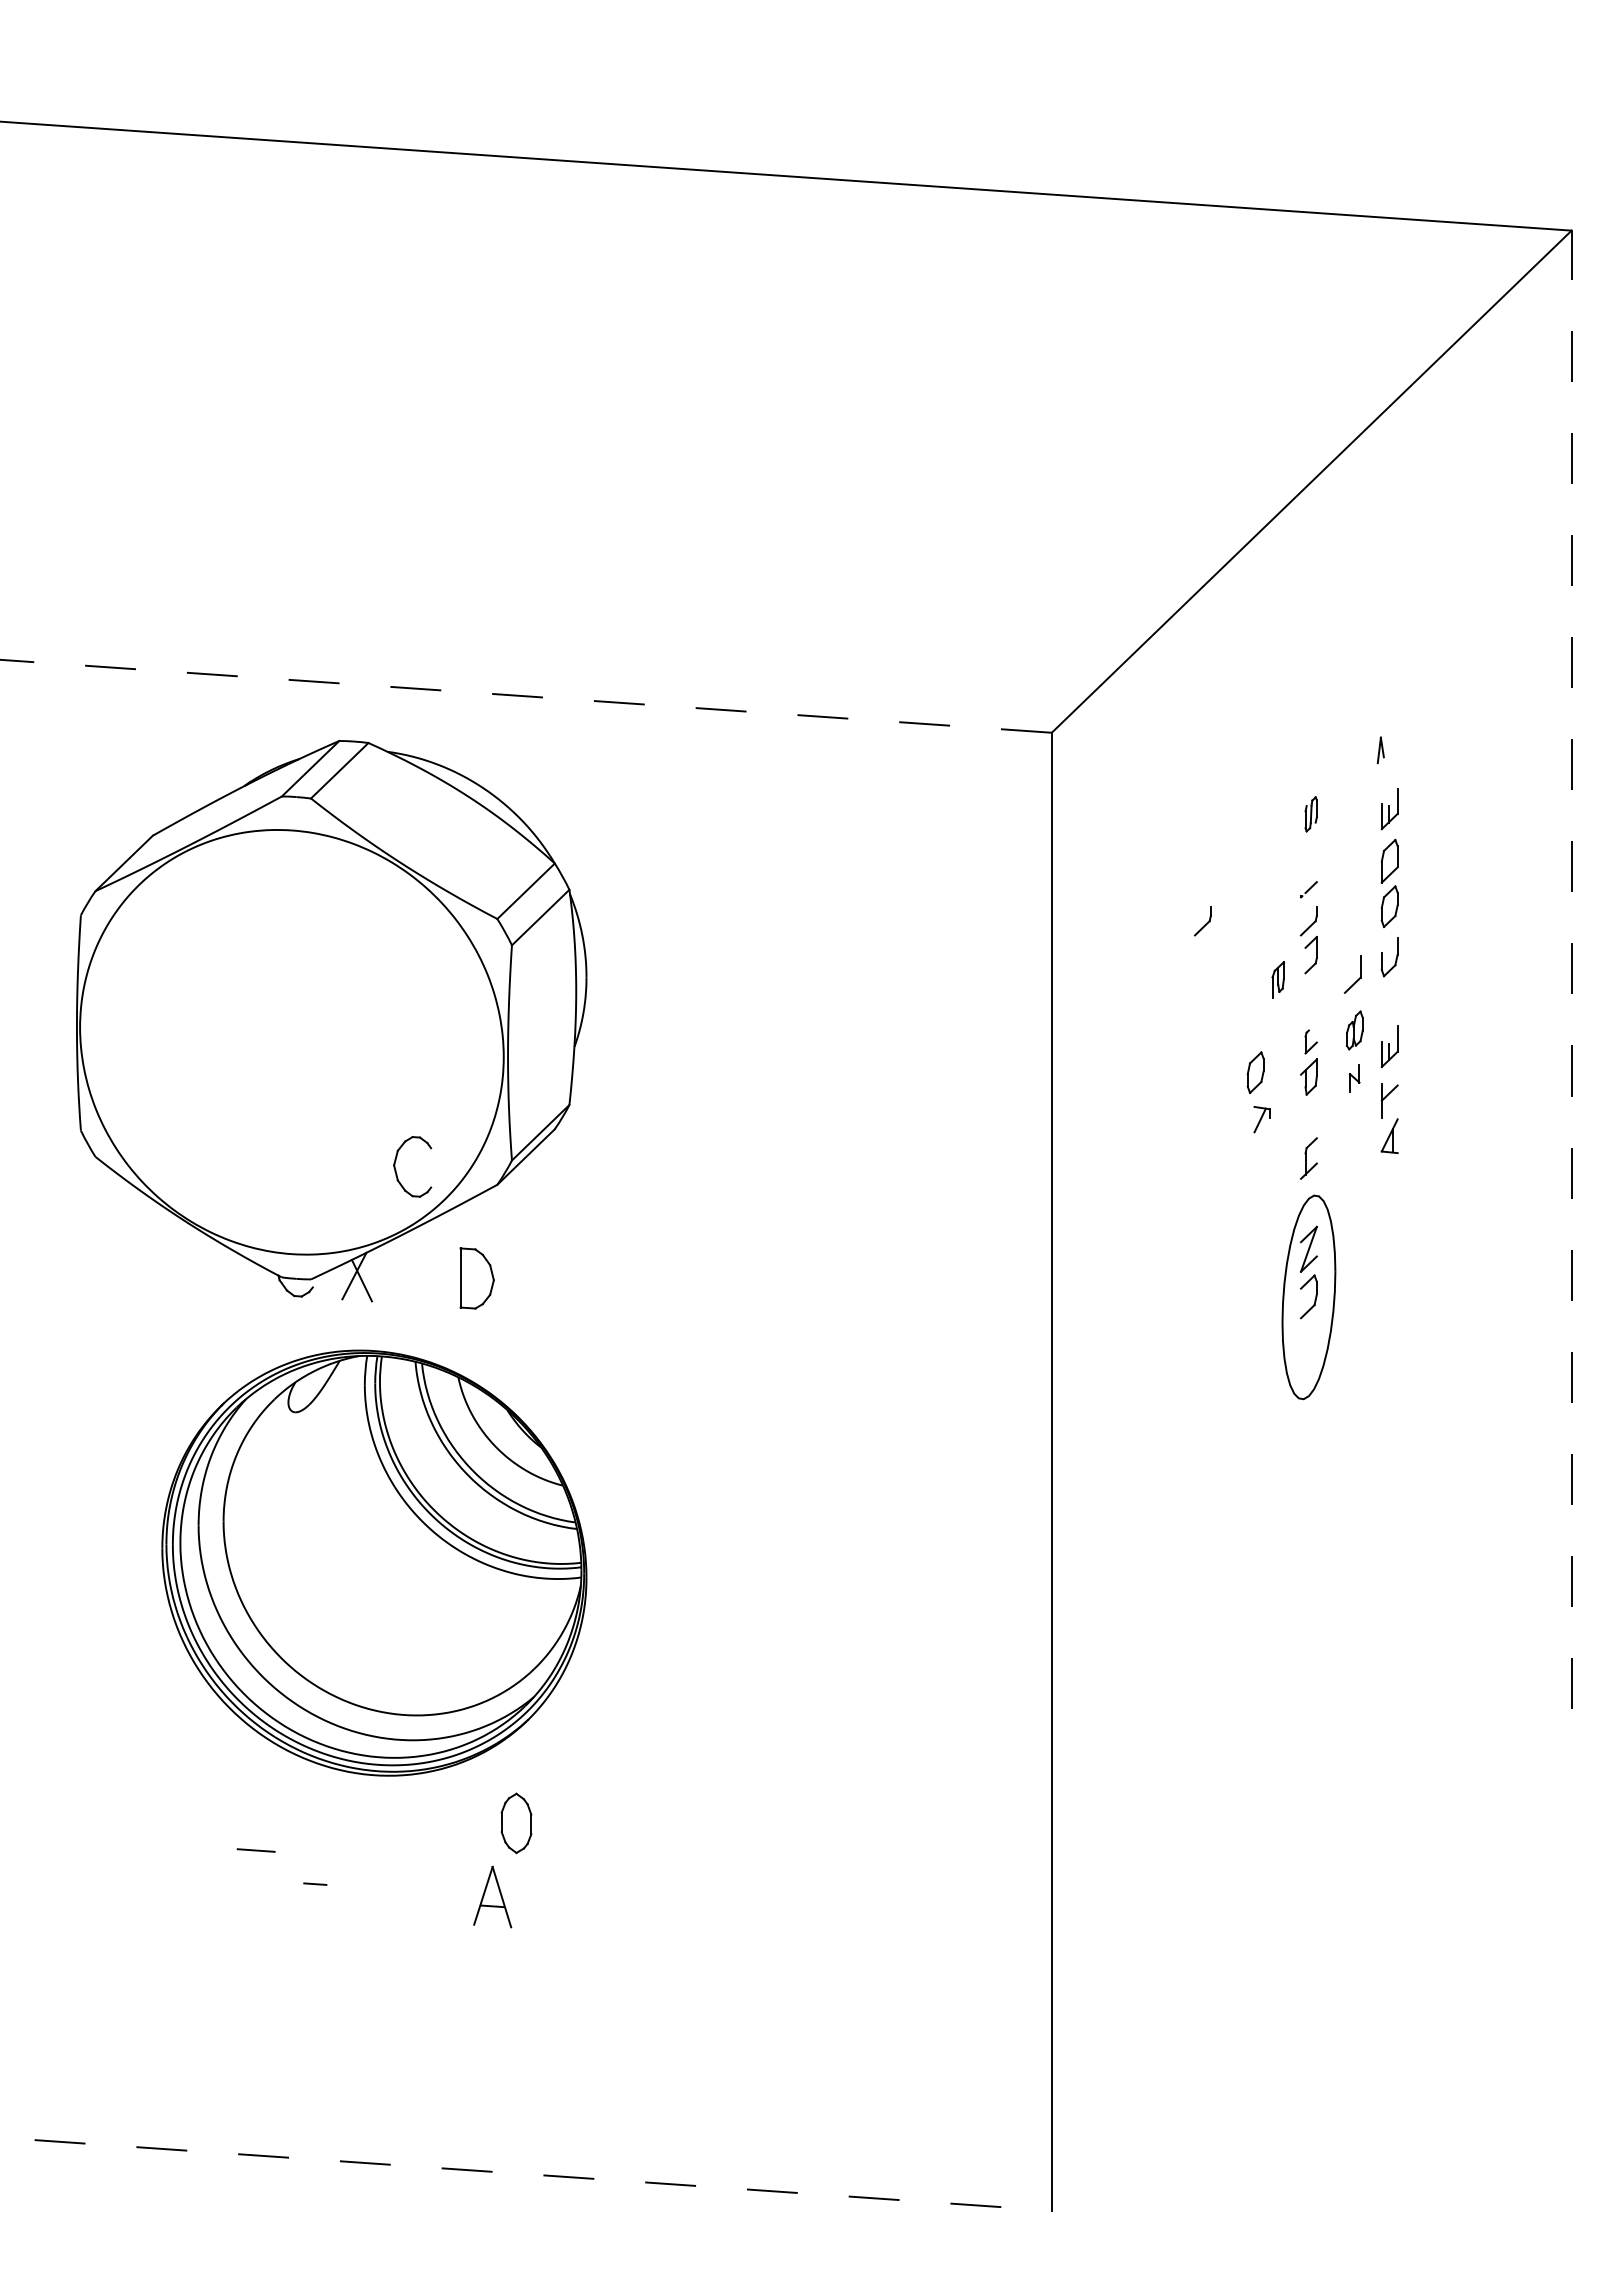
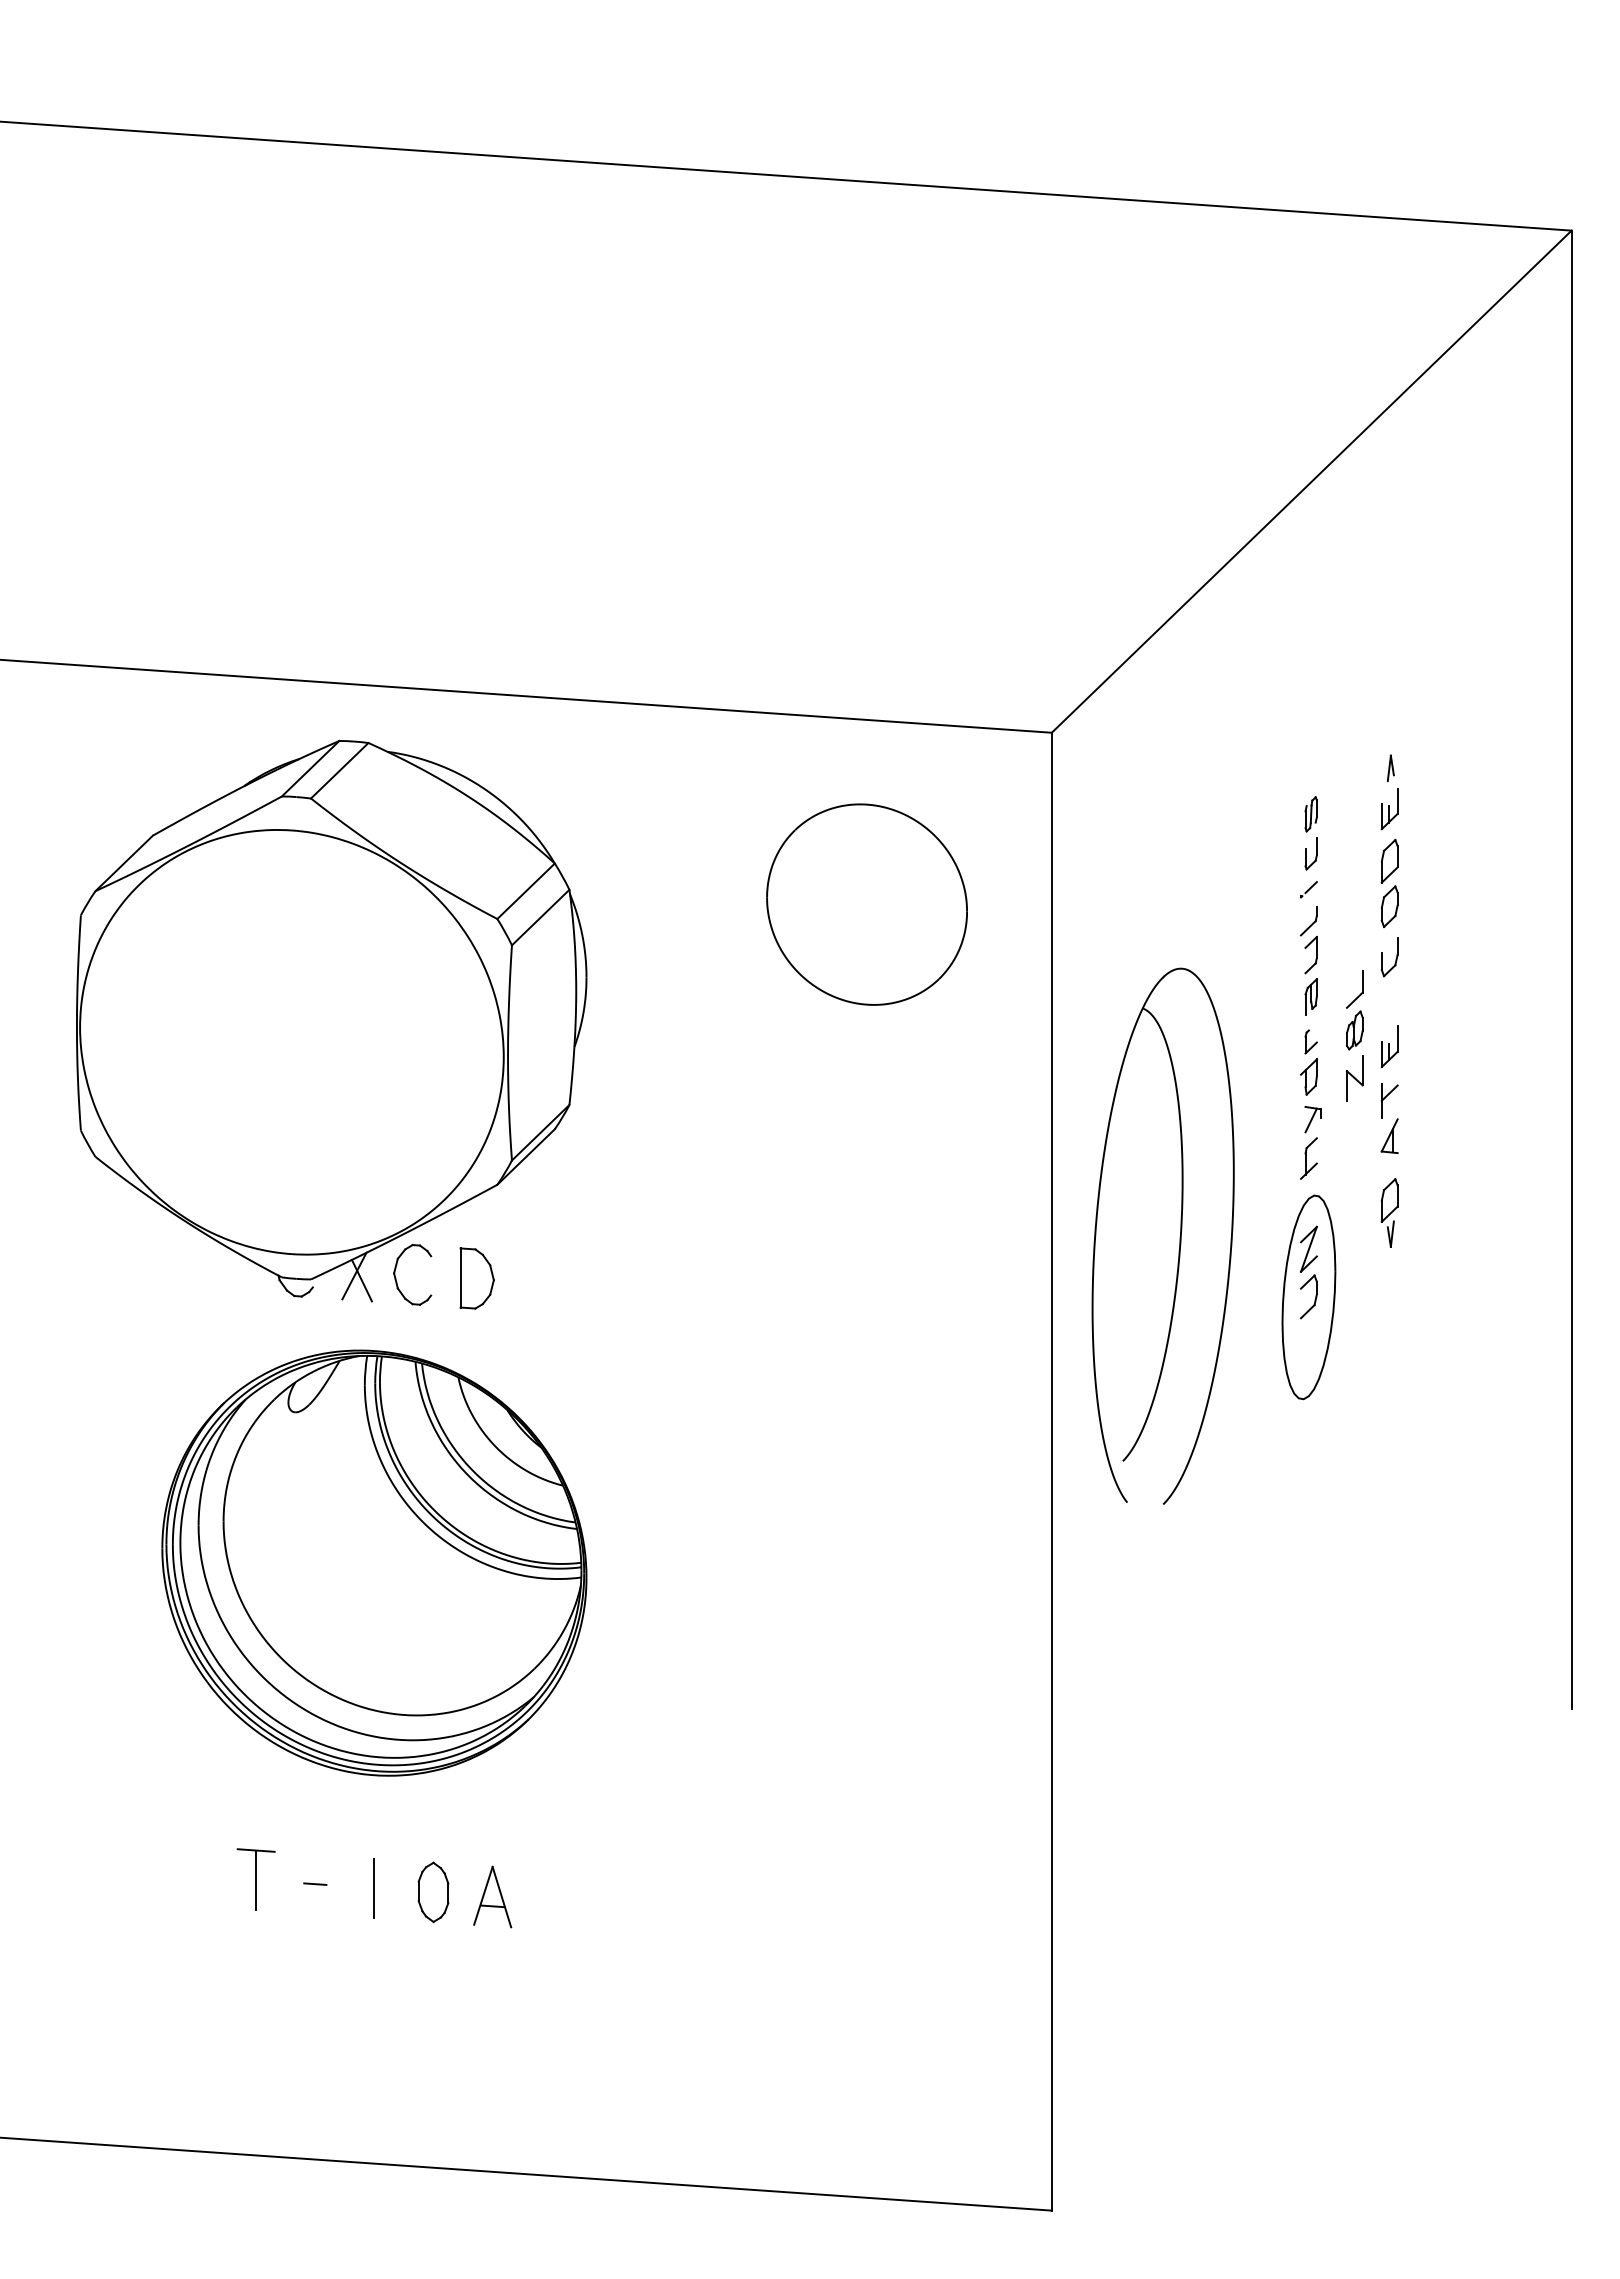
line: dashed -> solid (526, 696)
part position: (1380, 750) -> (1390, 768) (1390, 768)
part: none -> present (1310, 853)
part: none -> present (866, 904)
part: present -> none (1202, 921)
line: dashed -> solid (1571, 969)
part position: (1277, 979) -> (1310, 996) (1310, 996)
part position: (1357, 979) -> (1359, 994) (1359, 994)
part: present -> none (1255, 1072)
part size: 12x29 px -> 19x47 px (1354, 1078)
part position: (1261, 1119) -> (1312, 1119) (1312, 1119)
part position: (396, 1169) -> (396, 1277) (396, 1277)
part: none -> present (1389, 1212)
part: none -> present (1179, 1236)
part position: (516, 1823) -> (433, 1892) (433, 1892)
line: none -> present (256, 1879)
line: none -> present (374, 1887)
line: dashed -> solid (526, 2174)
